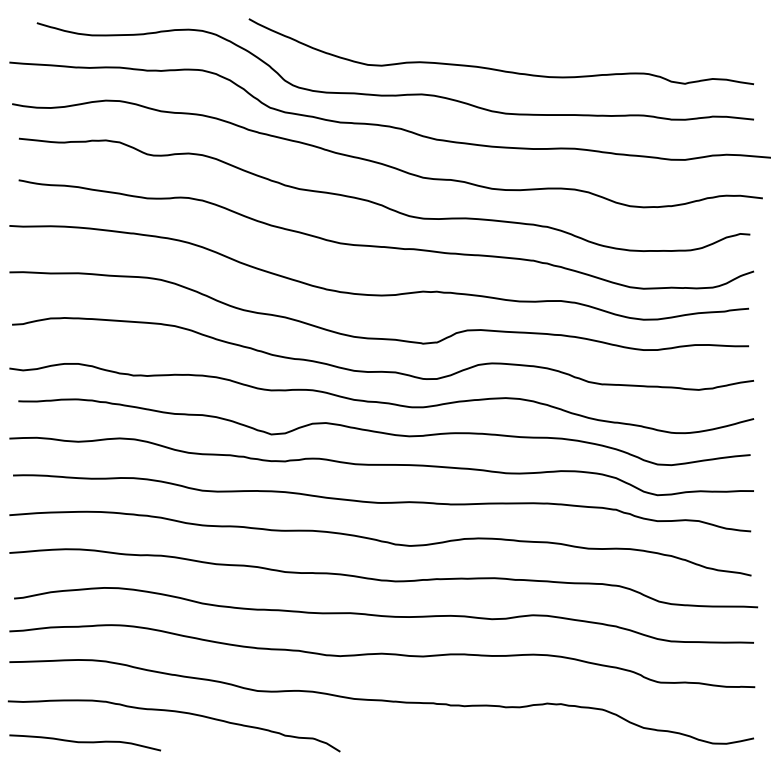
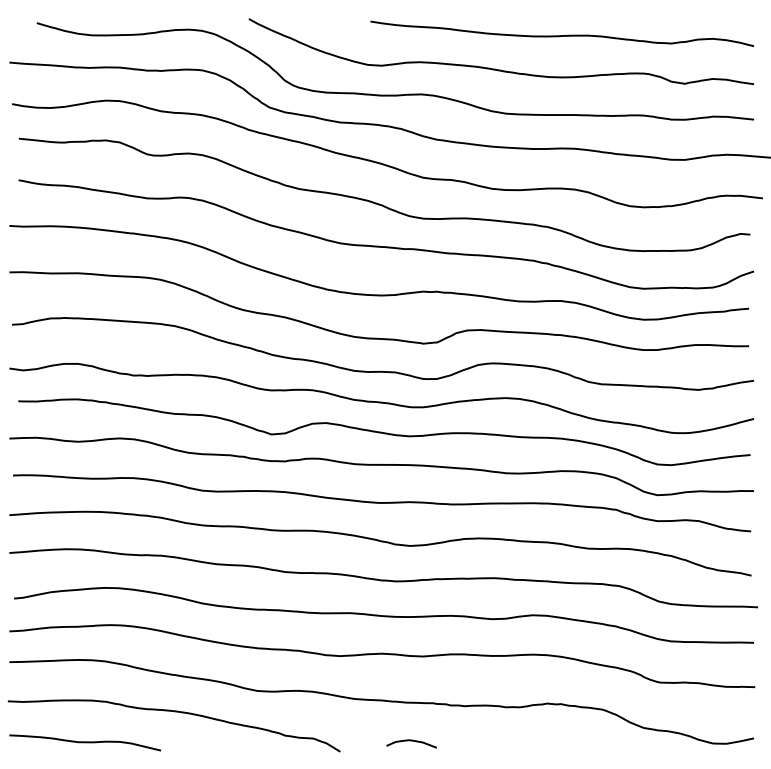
curve: none -> present (562, 35)
curve: none -> present (411, 741)
